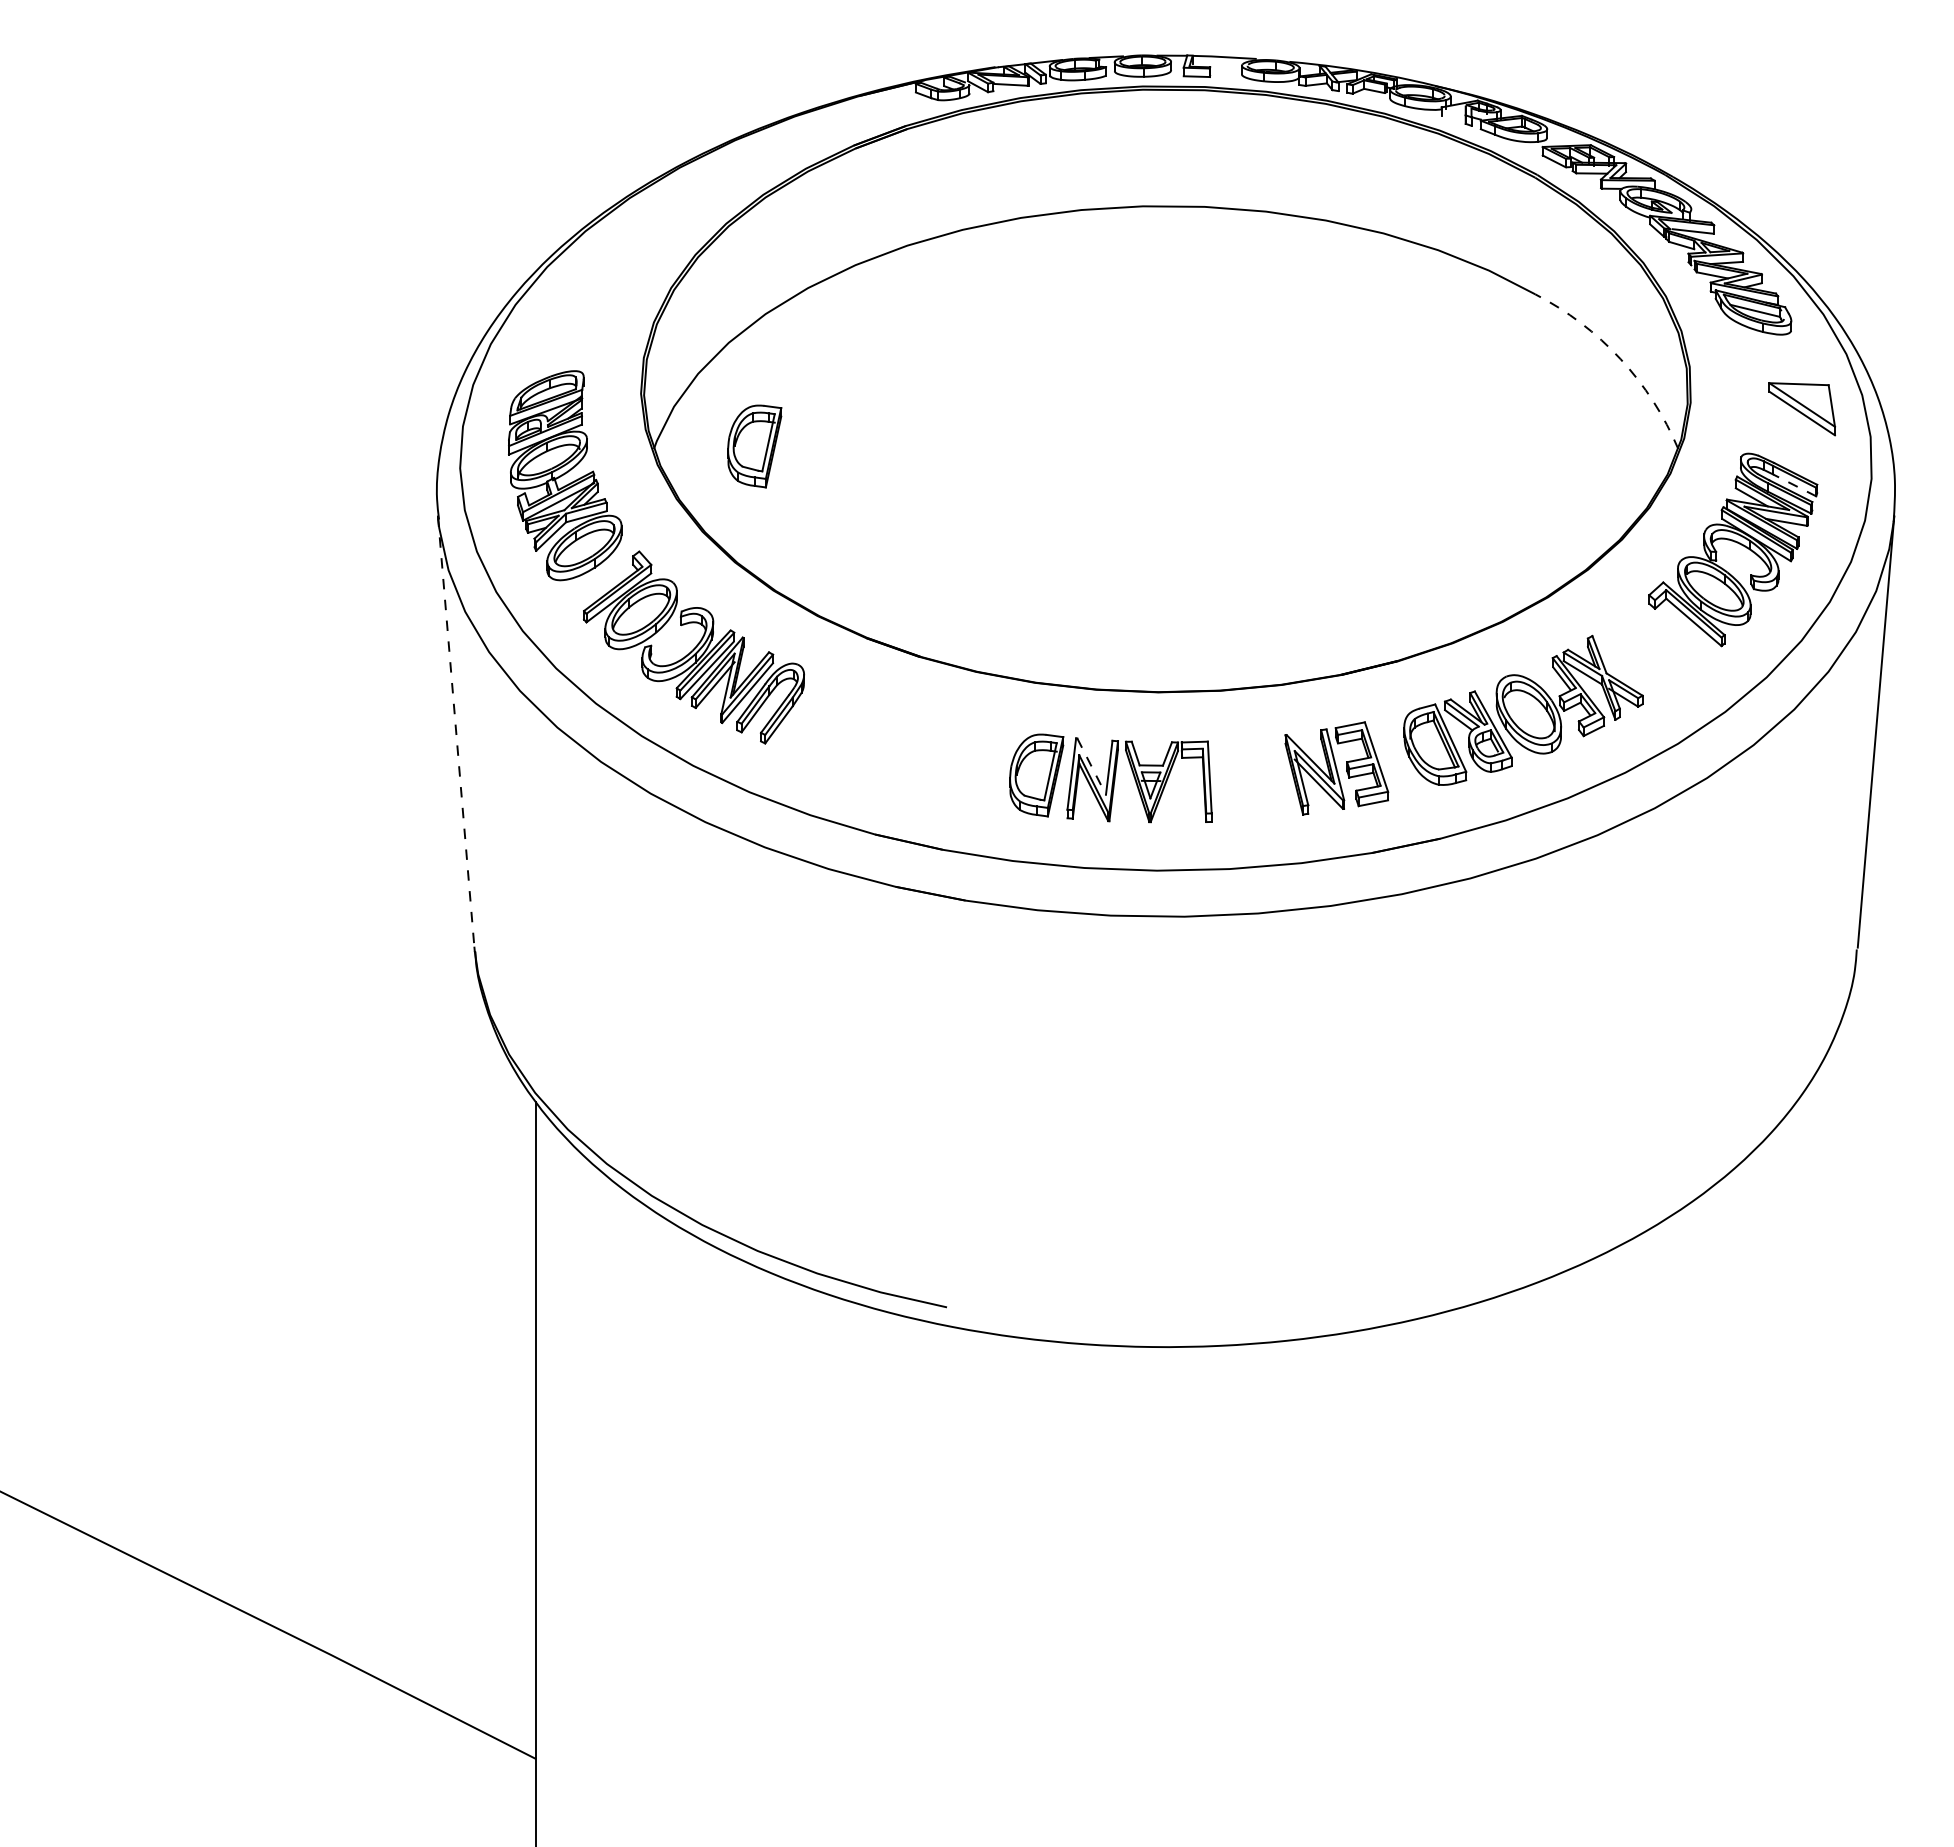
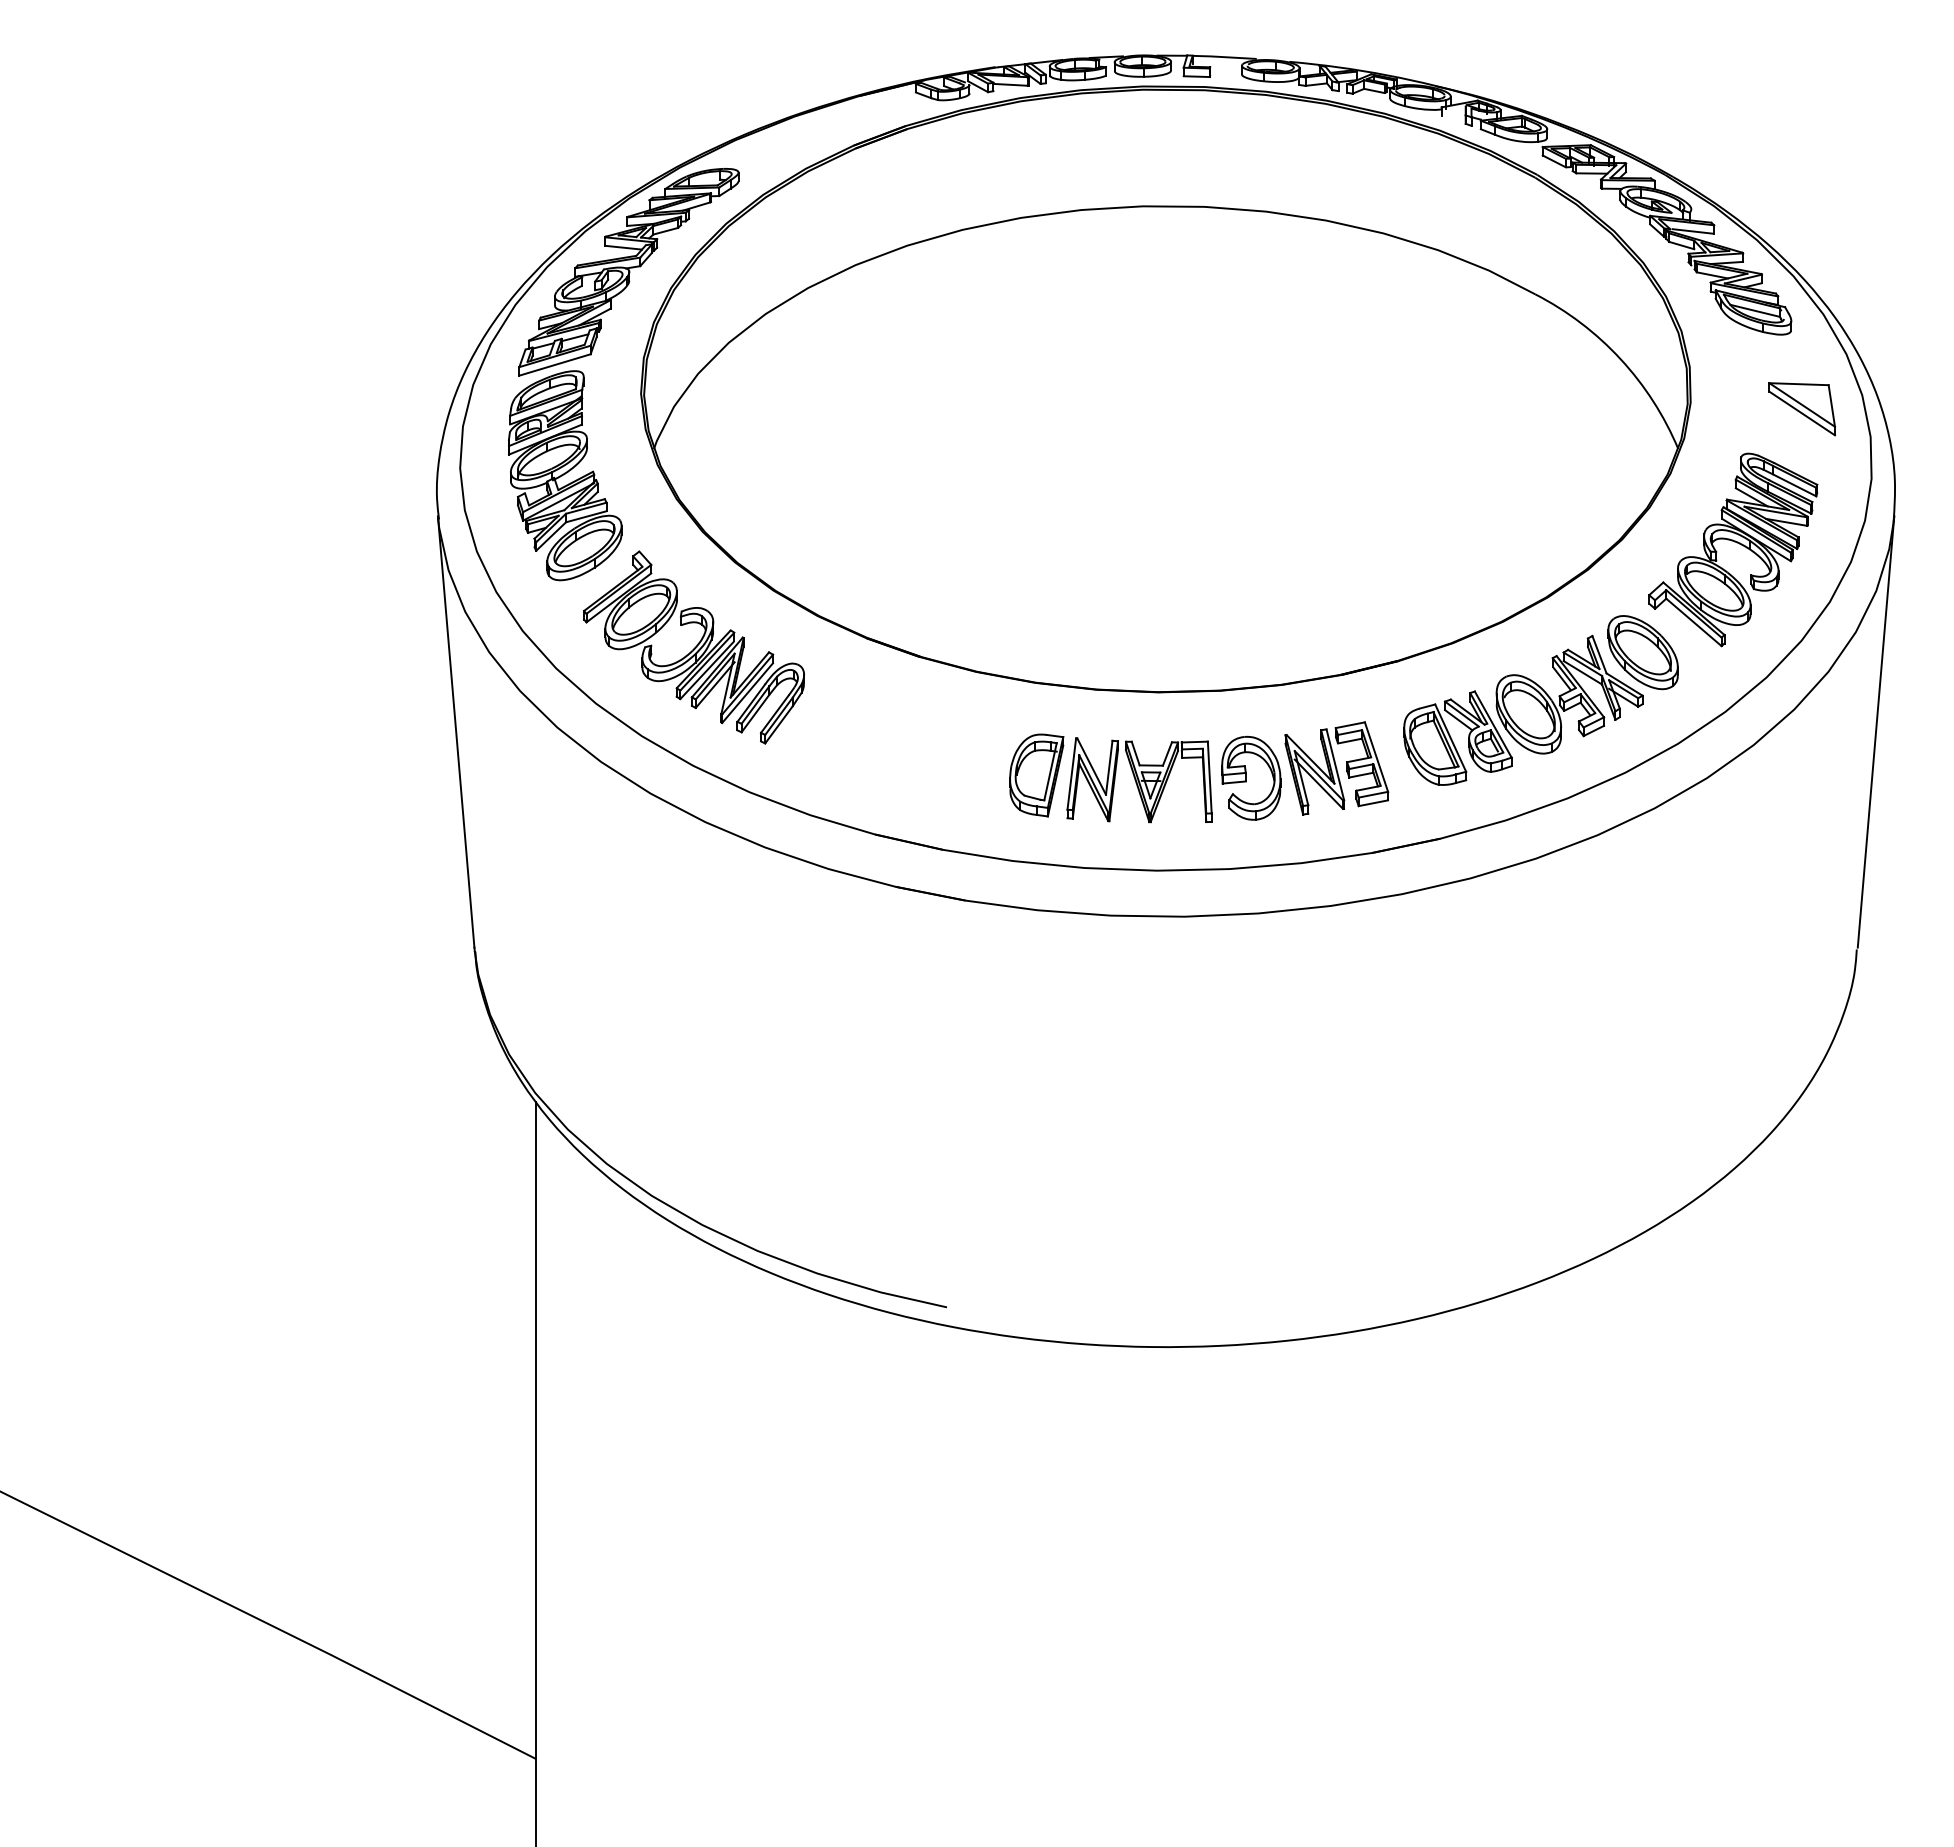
part: none -> present (628, 272)
arc: dashed -> solid (1620, 359)
part: present -> none (754, 446)
line: dashed -> solid (1794, 485)
part: none -> present (1642, 652)
line: dashed -> solid (456, 732)
line: dashed -> solid (1091, 766)
part: none -> present (1251, 778)
